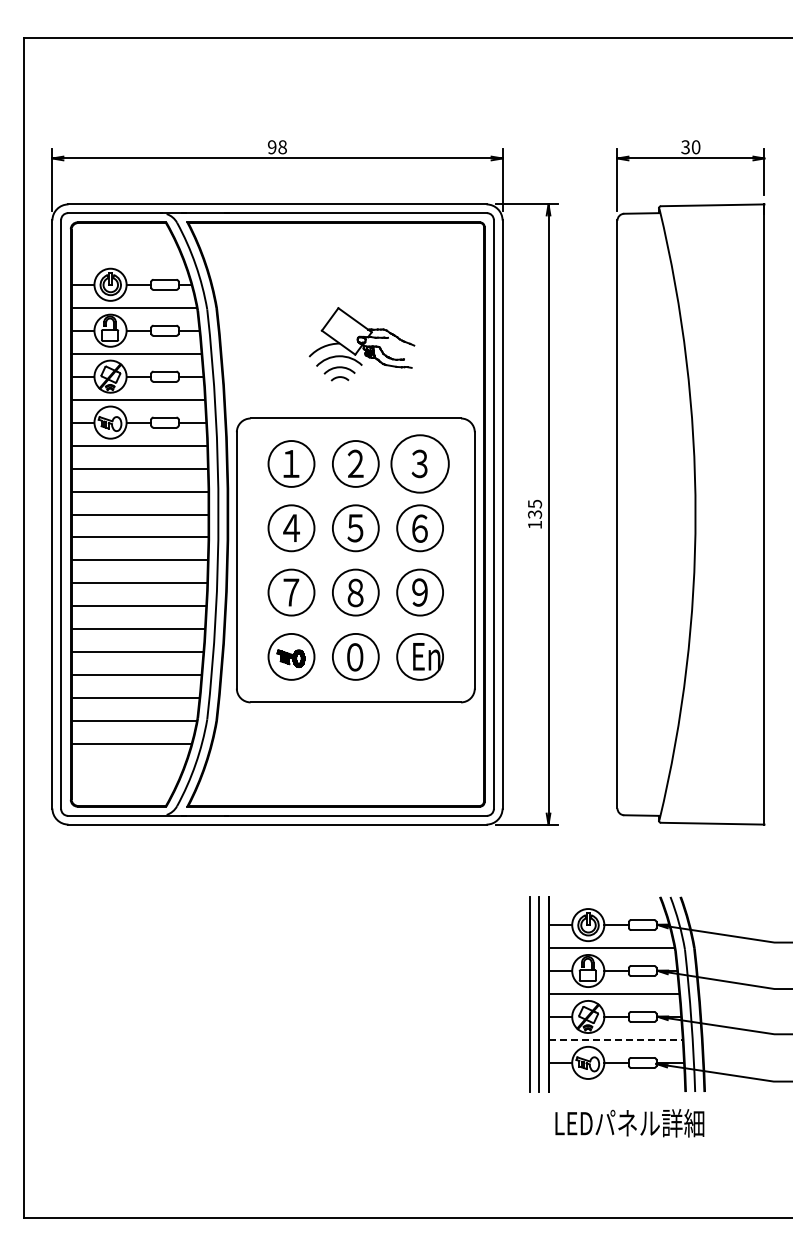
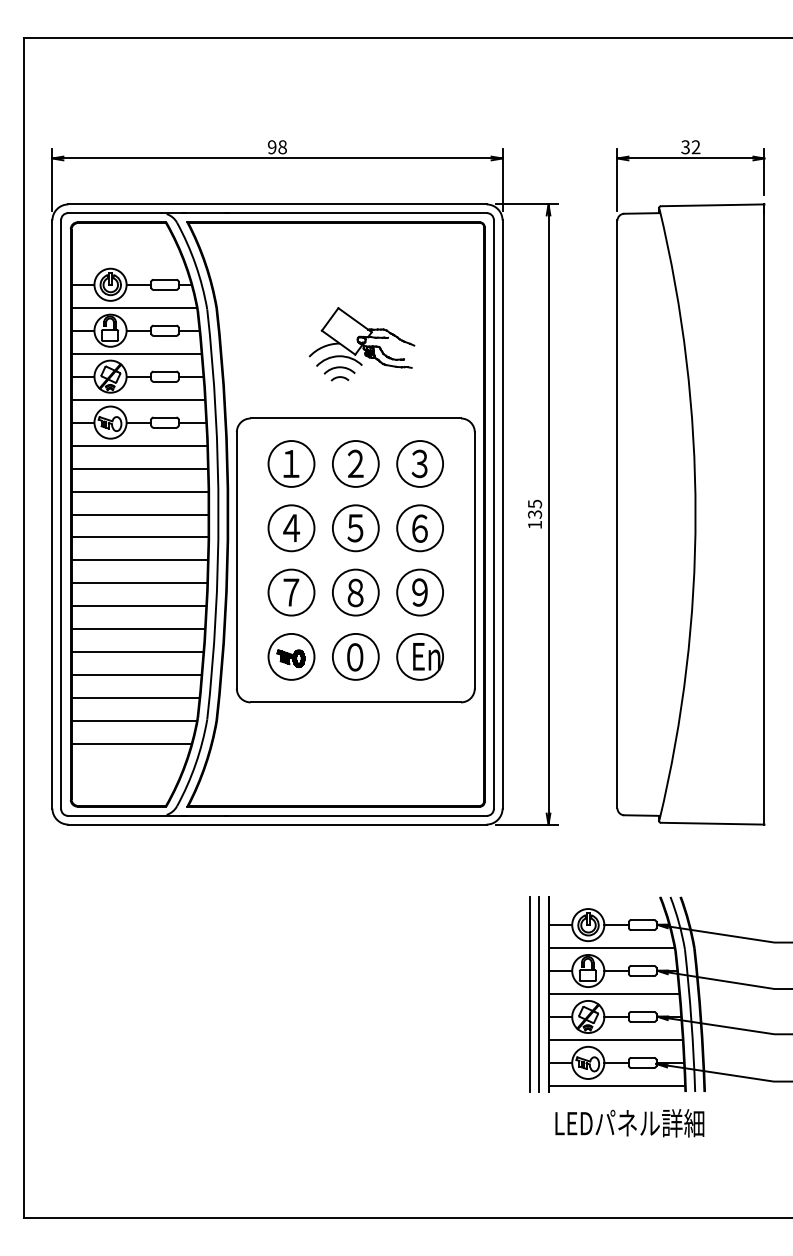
text: 30 -> 32 (695, 147)
circle diameter: 57 px -> 46 px (420, 463)
line: dashed -> solid (616, 1039)
line: none -> present (617, 1085)
